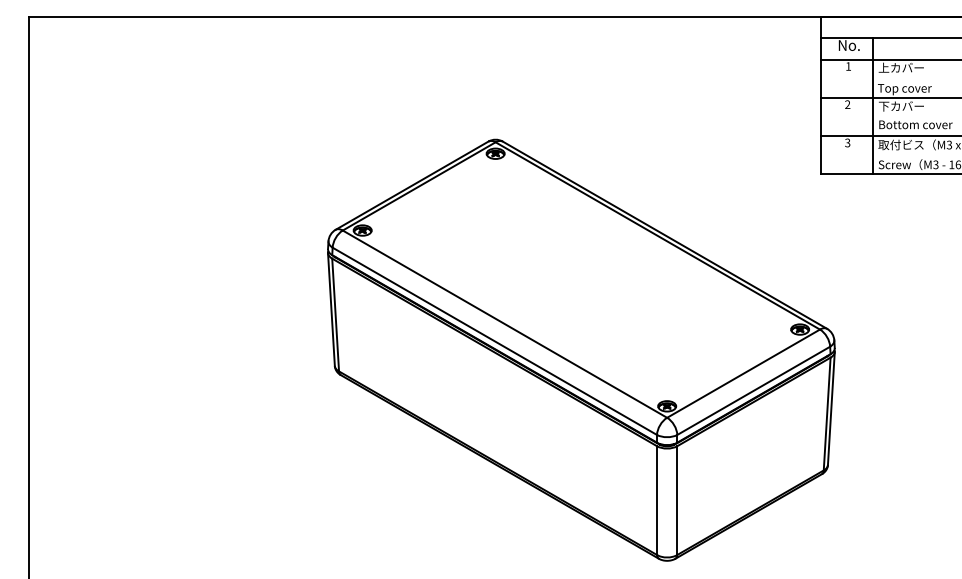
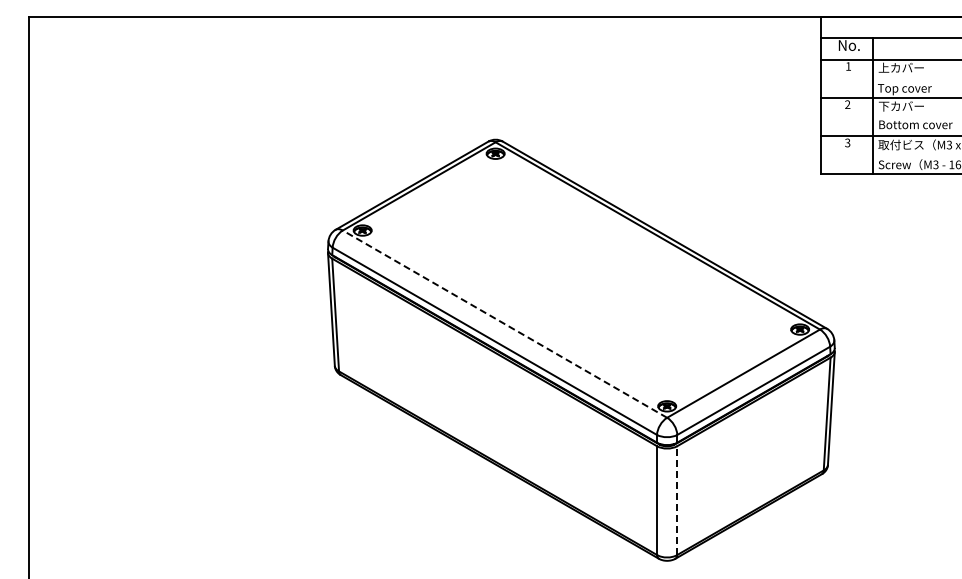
line: solid -> dashed (504, 323)
line: solid -> dashed (677, 500)
